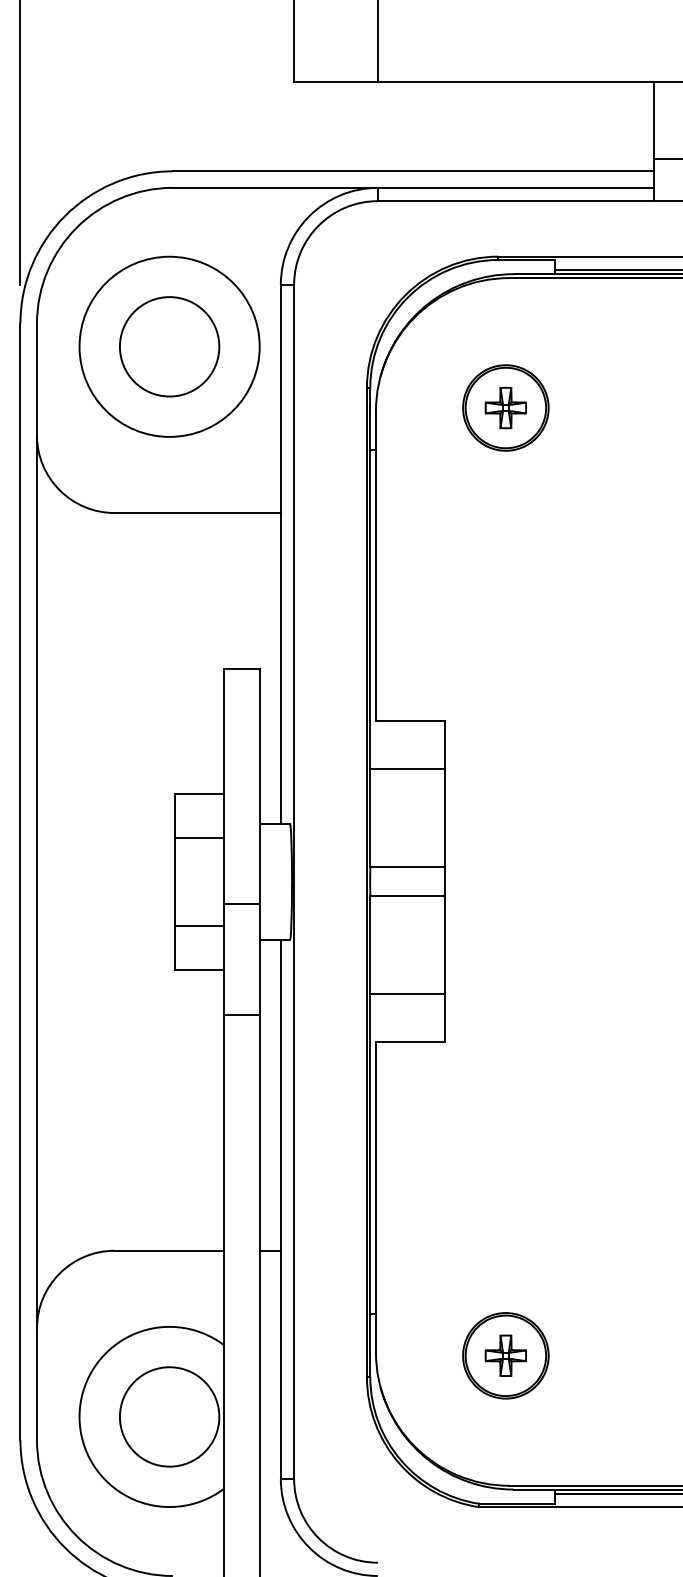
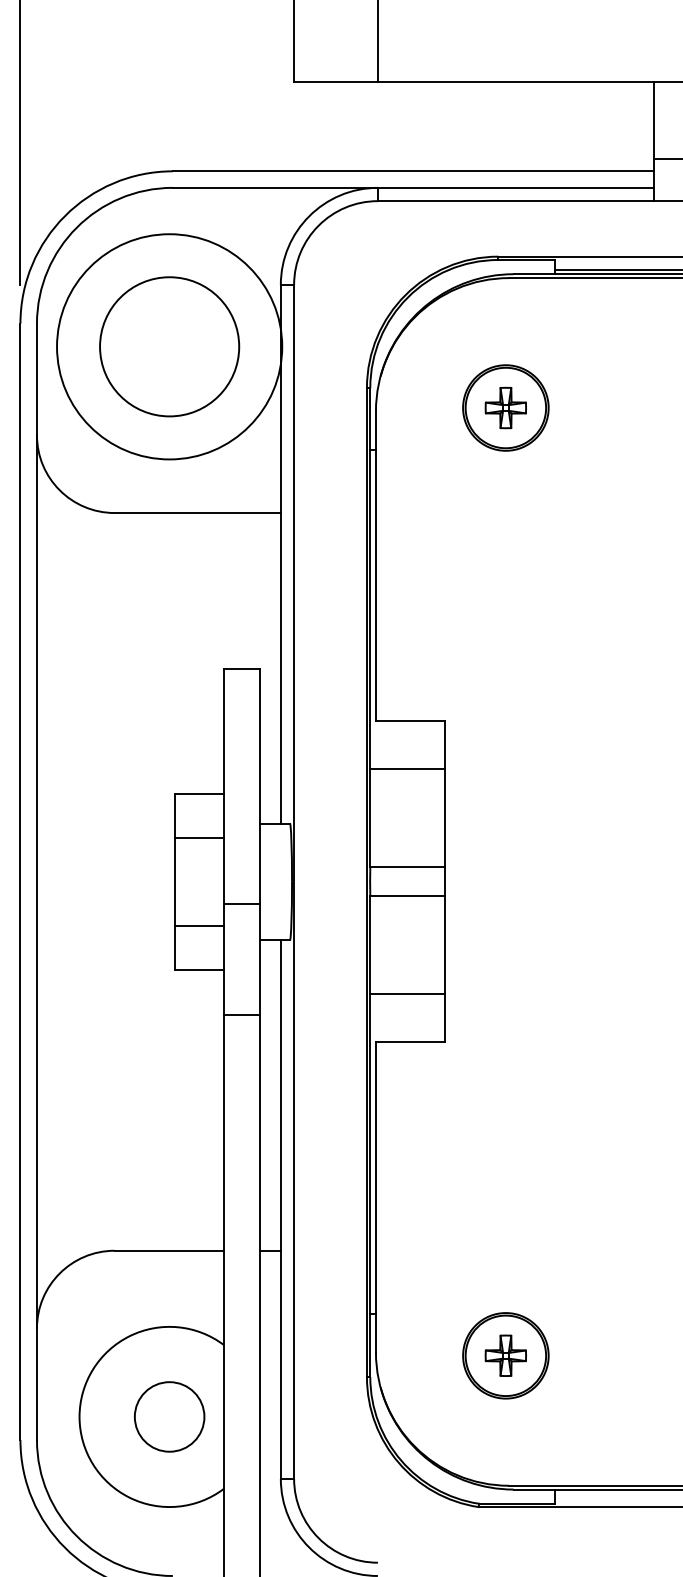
circle diameter: 180 px -> 225 px (169, 346)
circle diameter: 99 px -> 139 px (169, 346)
circle diameter: 99 px -> 70 px (169, 1416)
line: present -> none (616, 1493)
